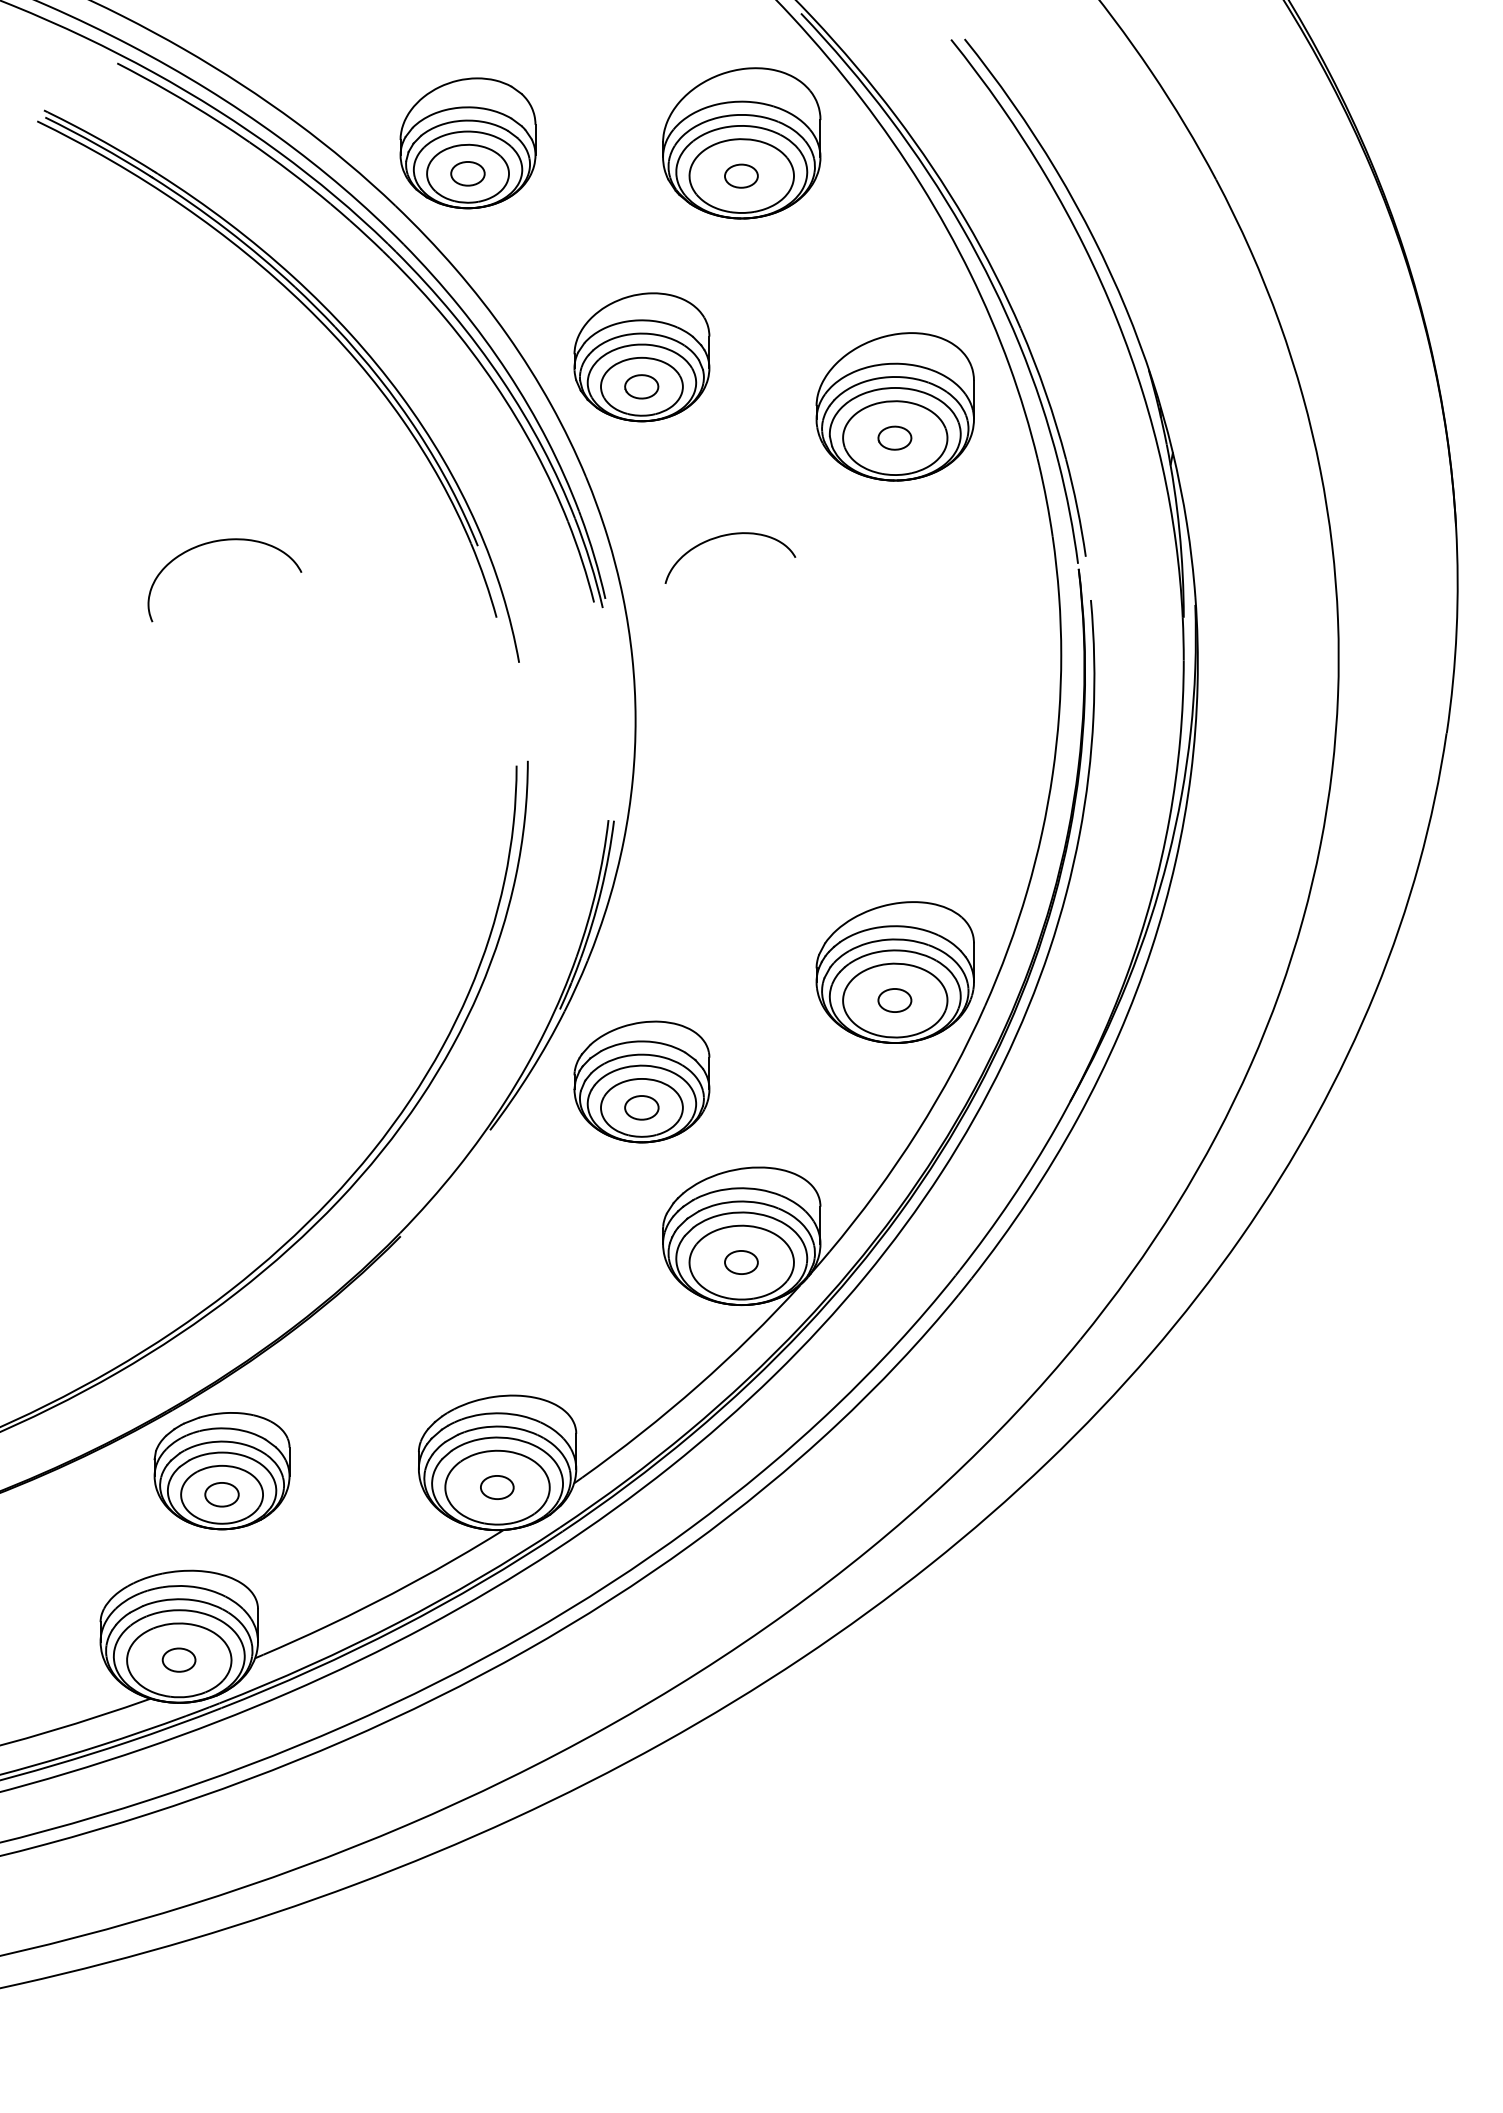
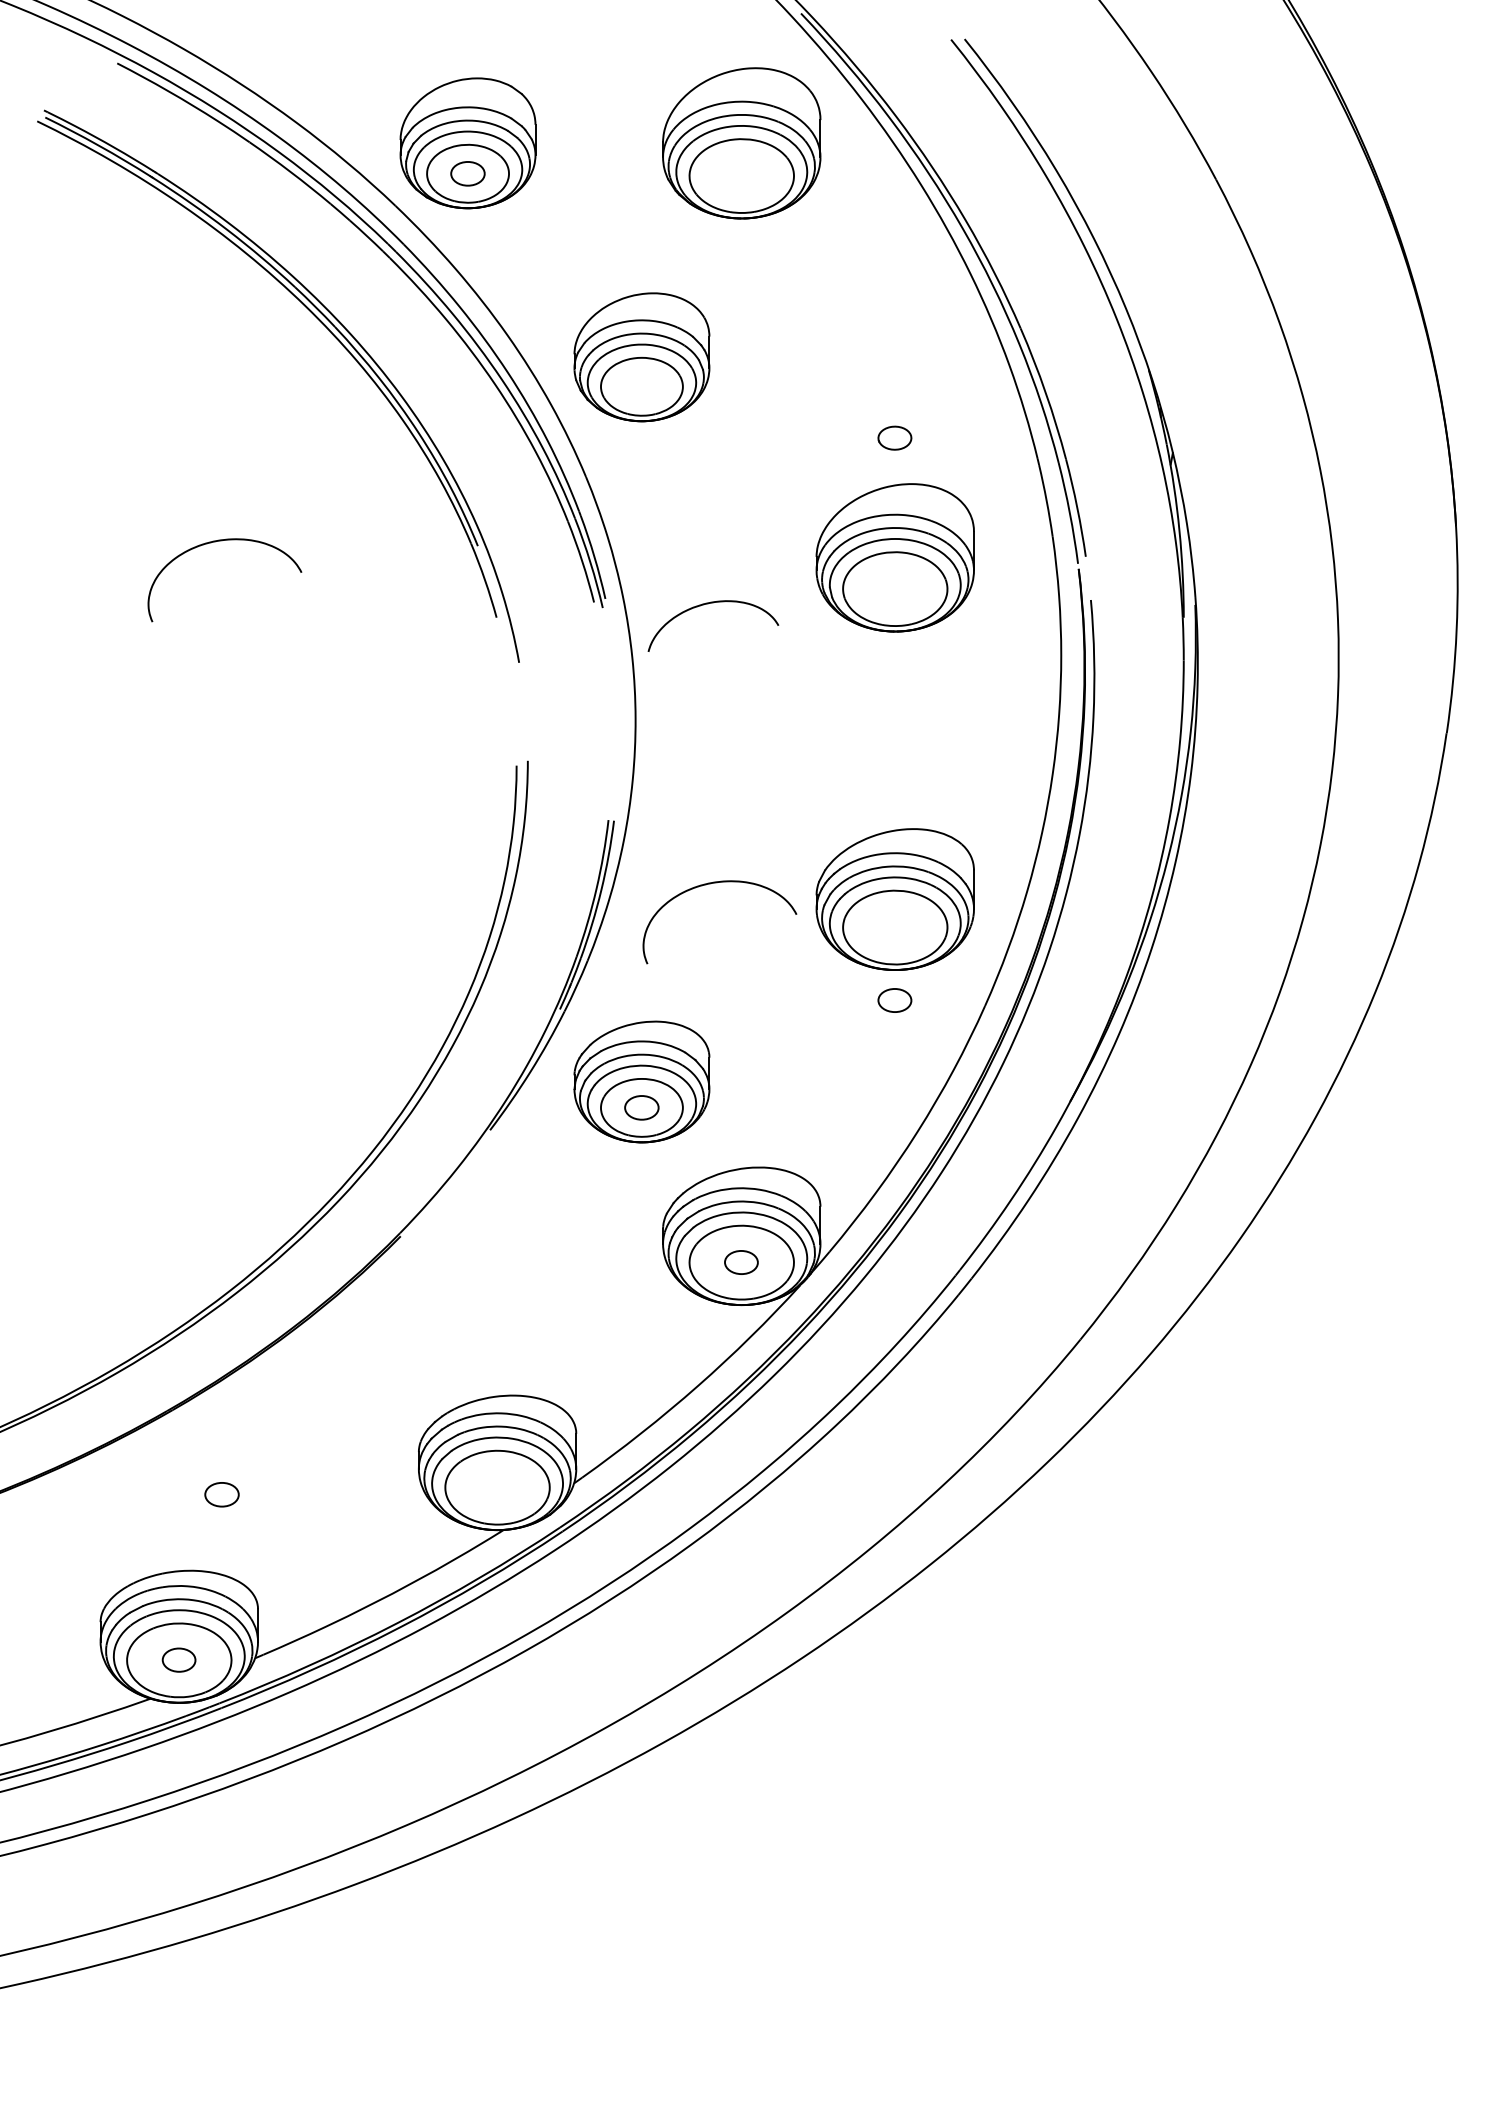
part: present -> none (741, 175)
part: present -> none (641, 386)
part position: (894, 406) -> (894, 557) (894, 557)
curve position: (725, 536) -> (708, 604) (708, 604)
curve: none -> present (717, 883)
part position: (894, 972) -> (894, 899) (894, 899)
part: present -> none (221, 1471)
part: present -> none (497, 1487)
